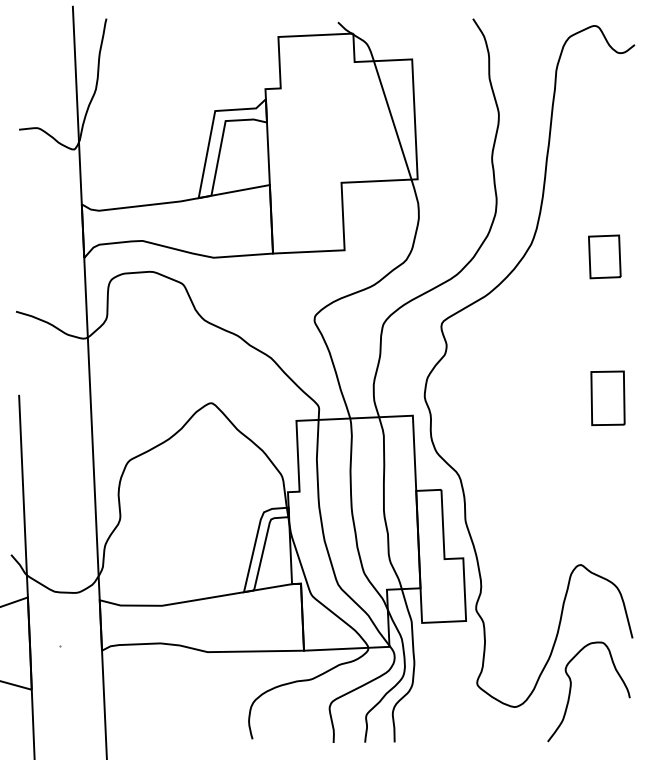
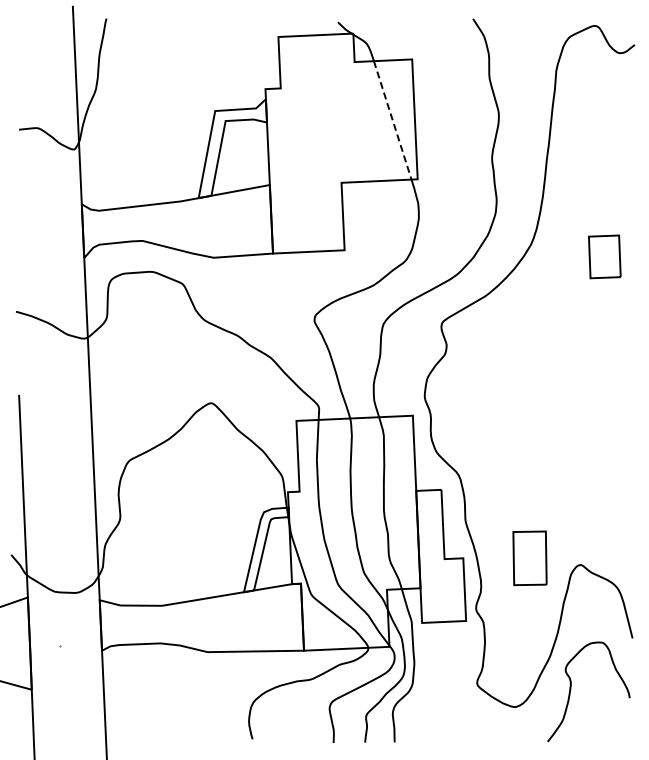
line: solid -> dashed (392, 120)
part position: (607, 397) -> (529, 557) (529, 557)
